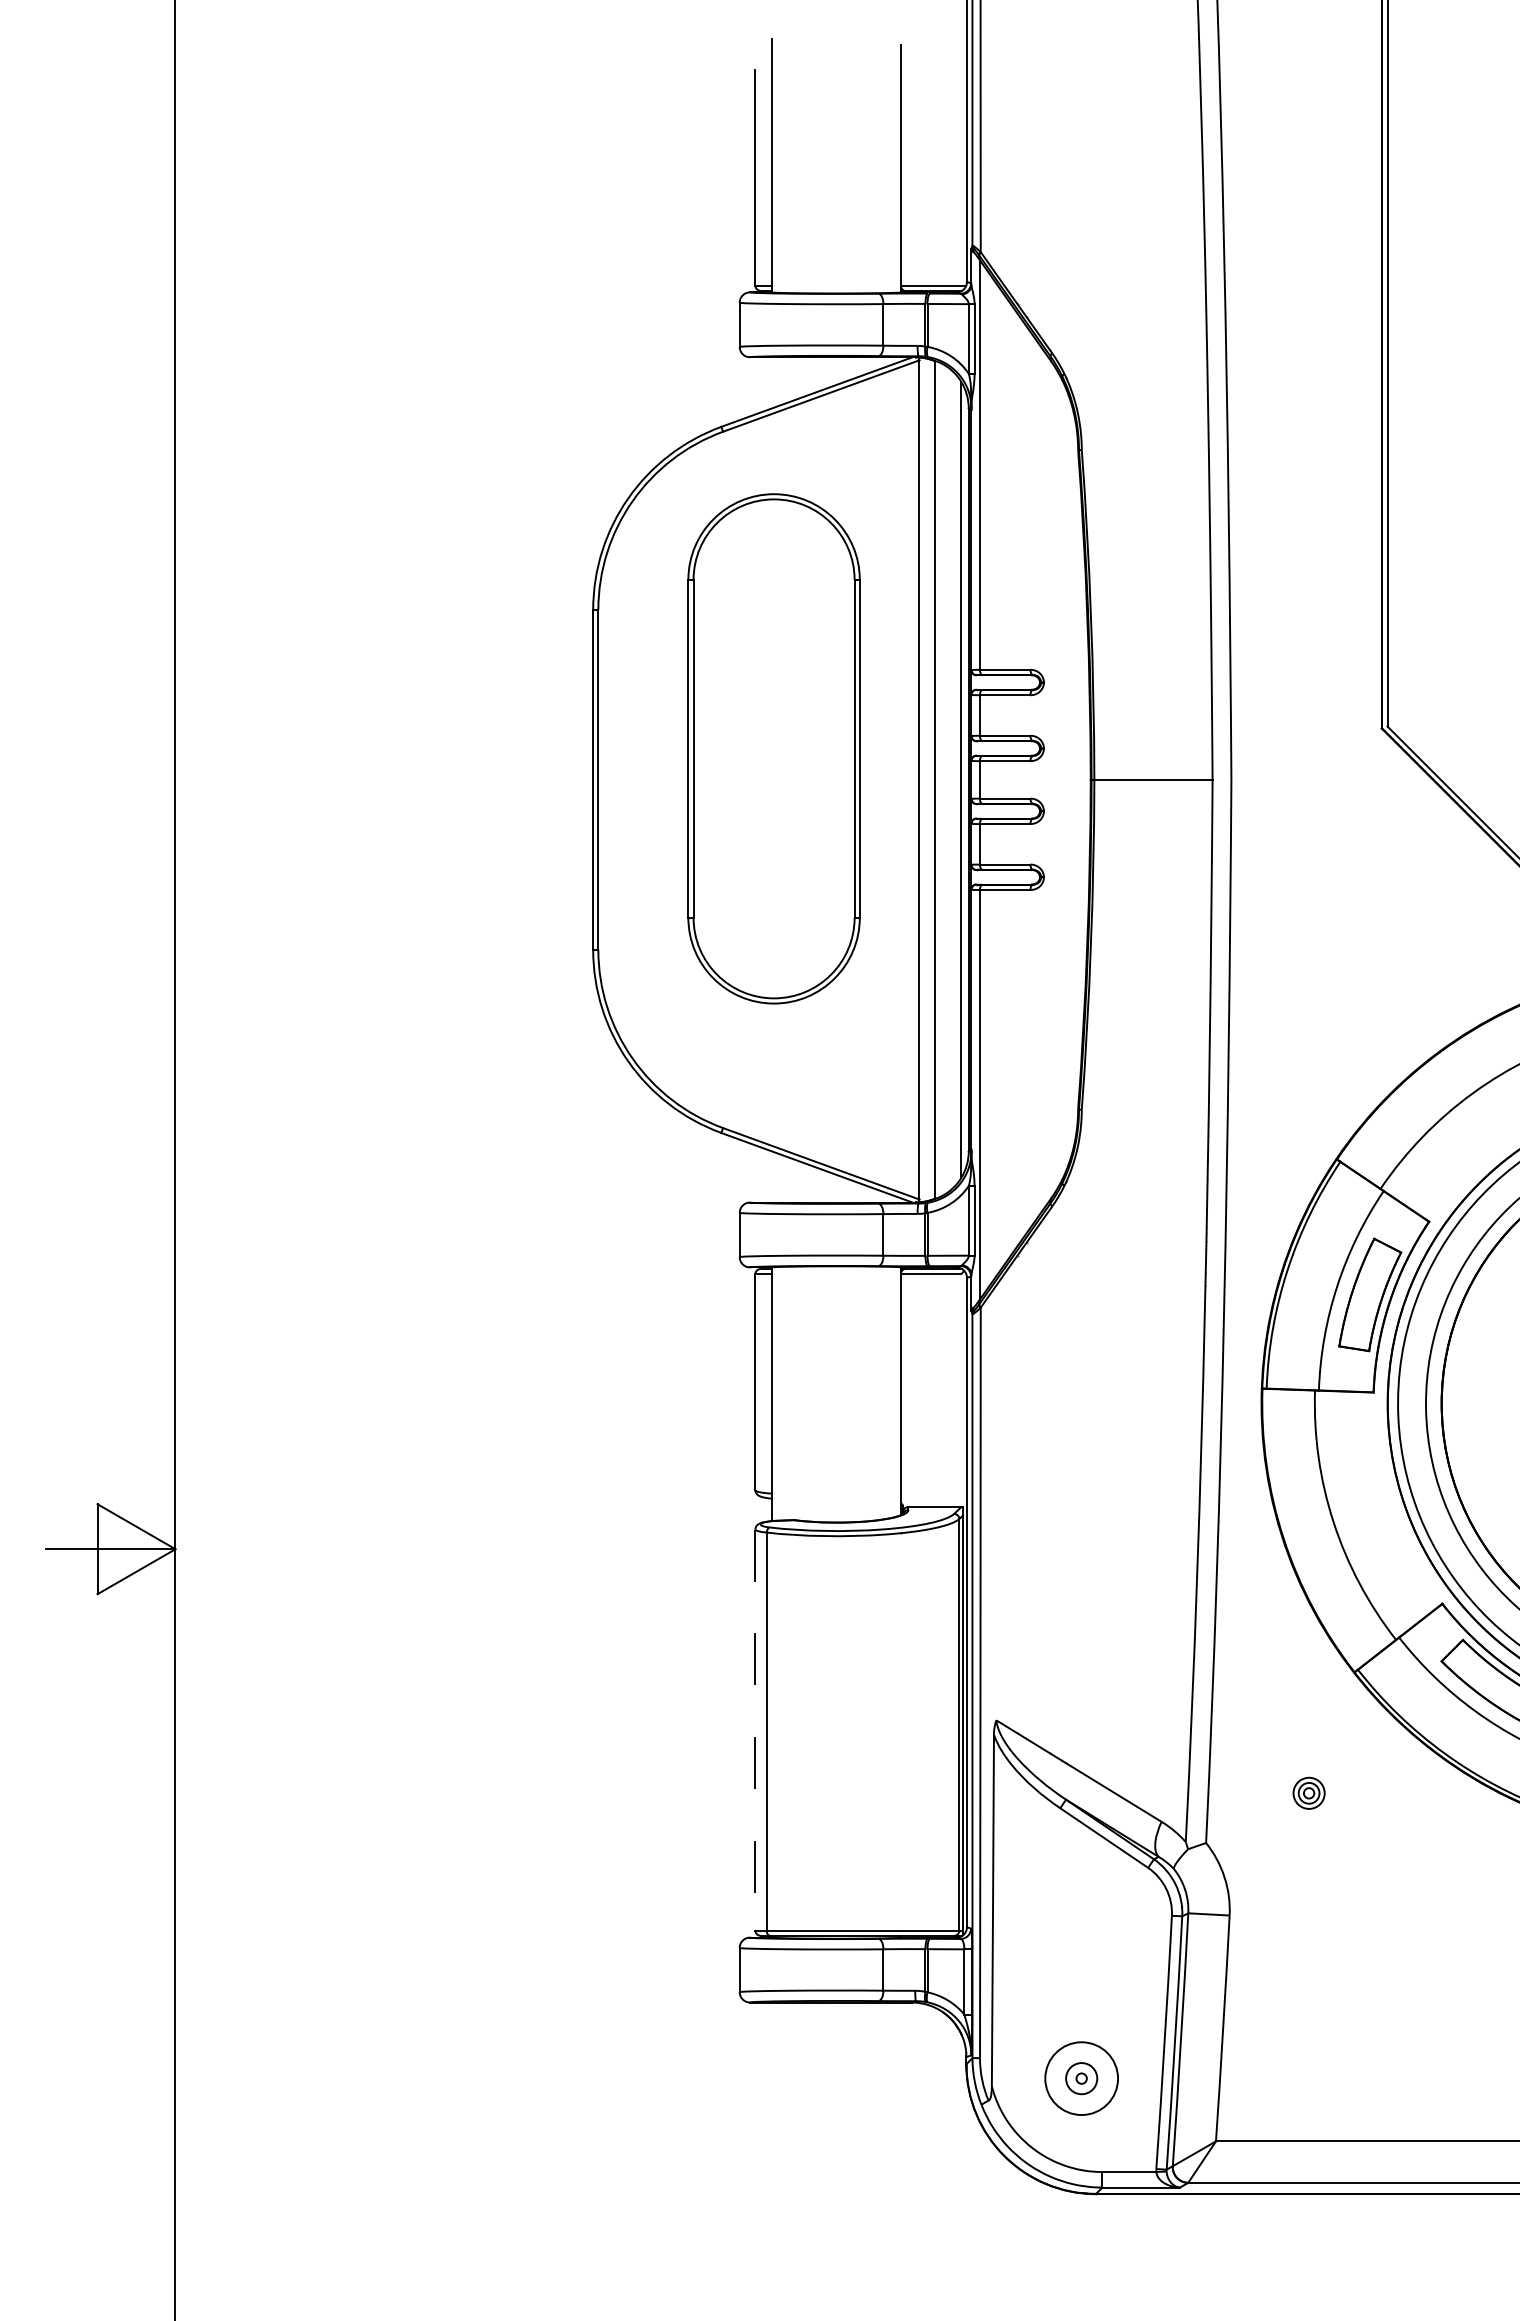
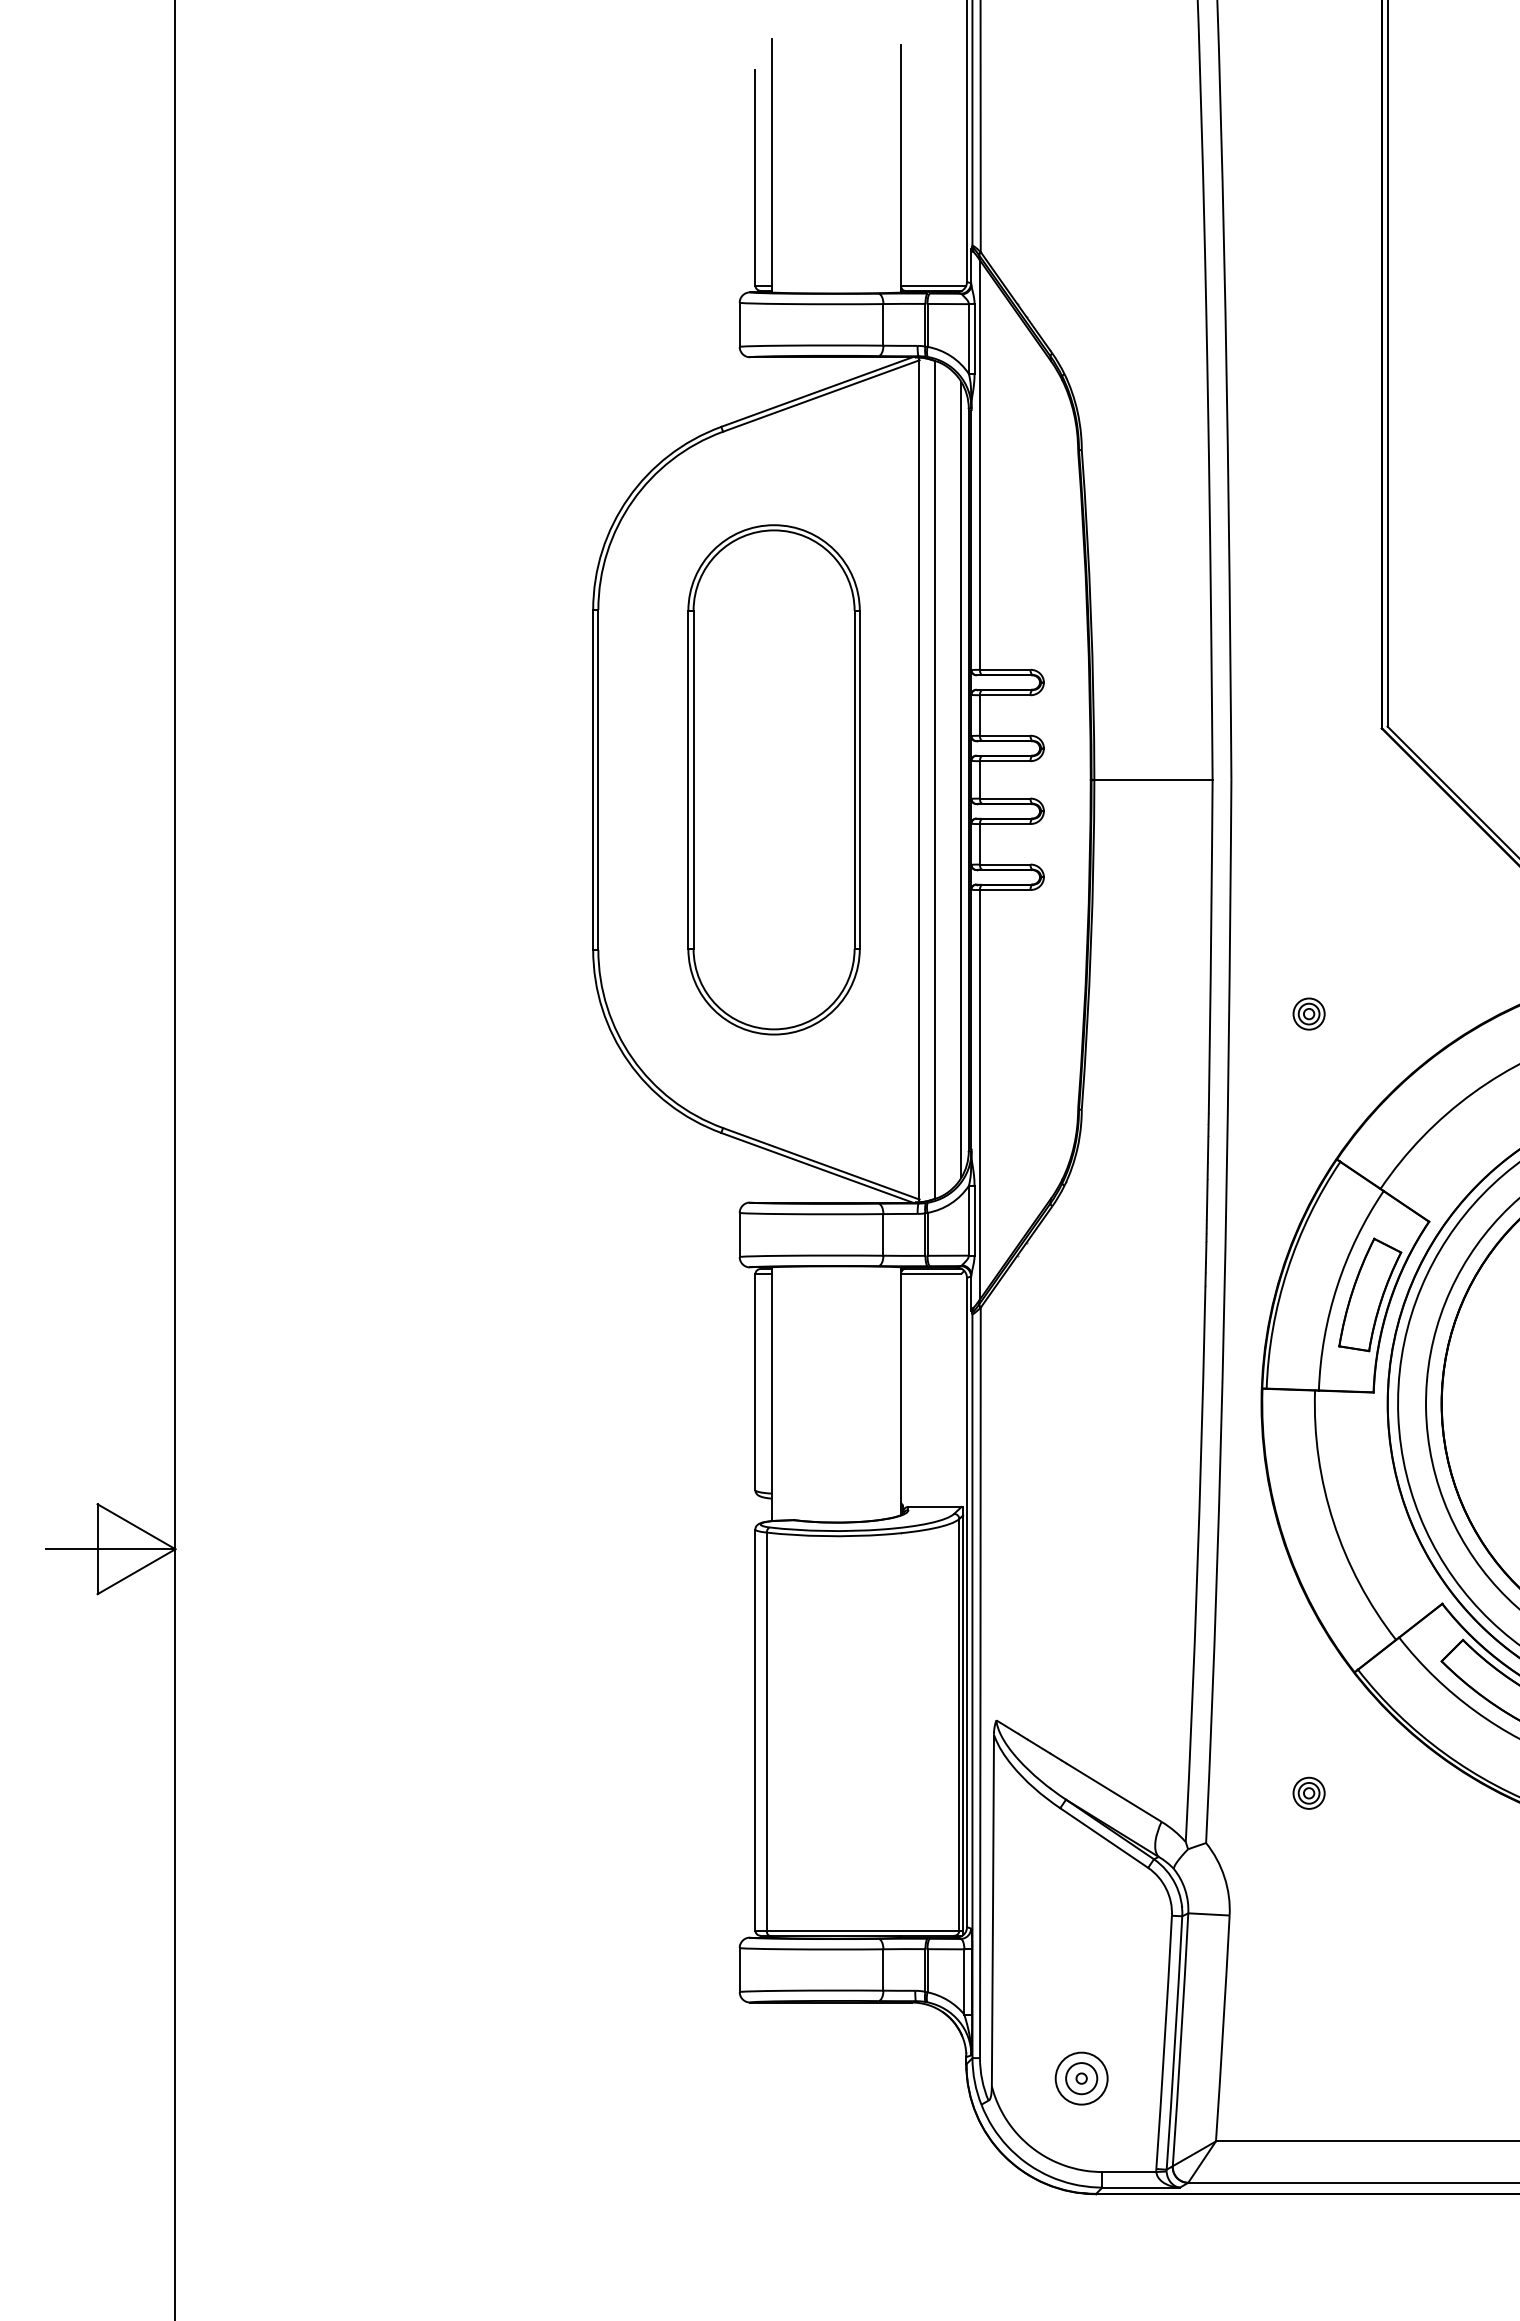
part position: (773, 748) -> (773, 779) (773, 779)
part: none -> present (1308, 1013)
line: dashed -> solid (755, 1730)
circle diameter: 73 px -> 52 px (1081, 2078)
